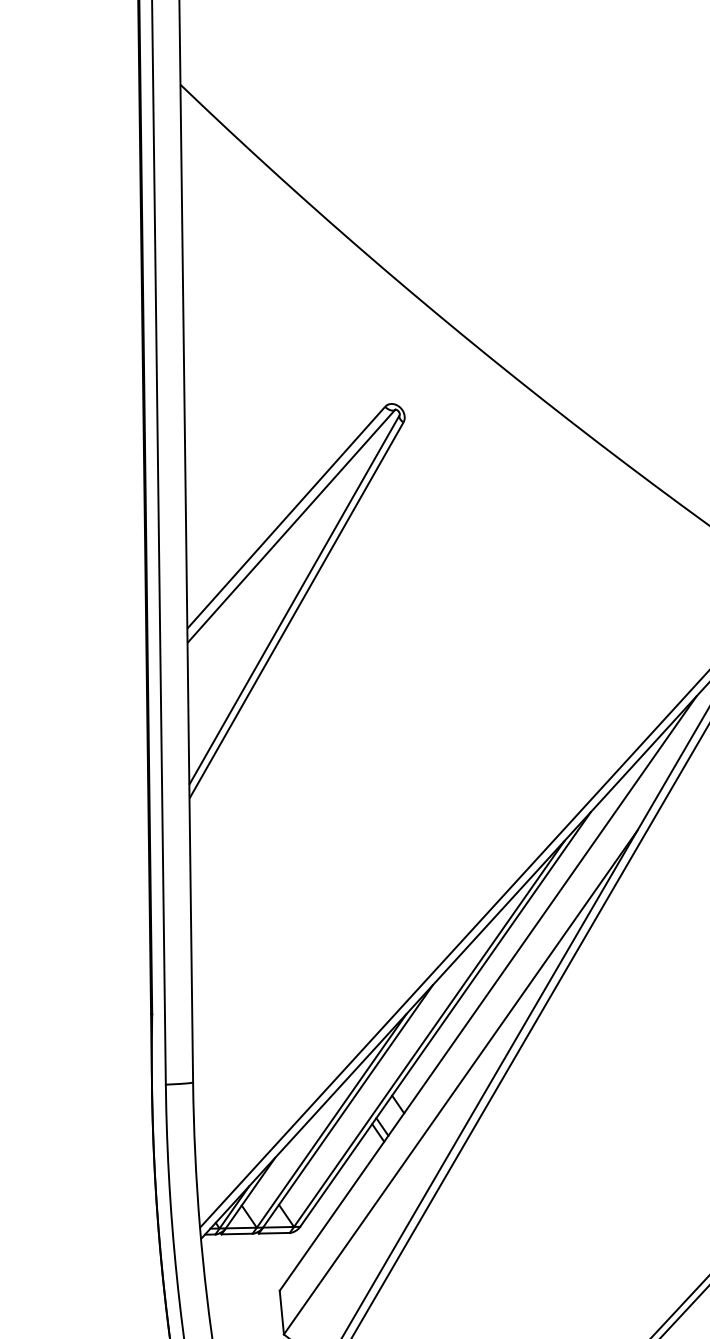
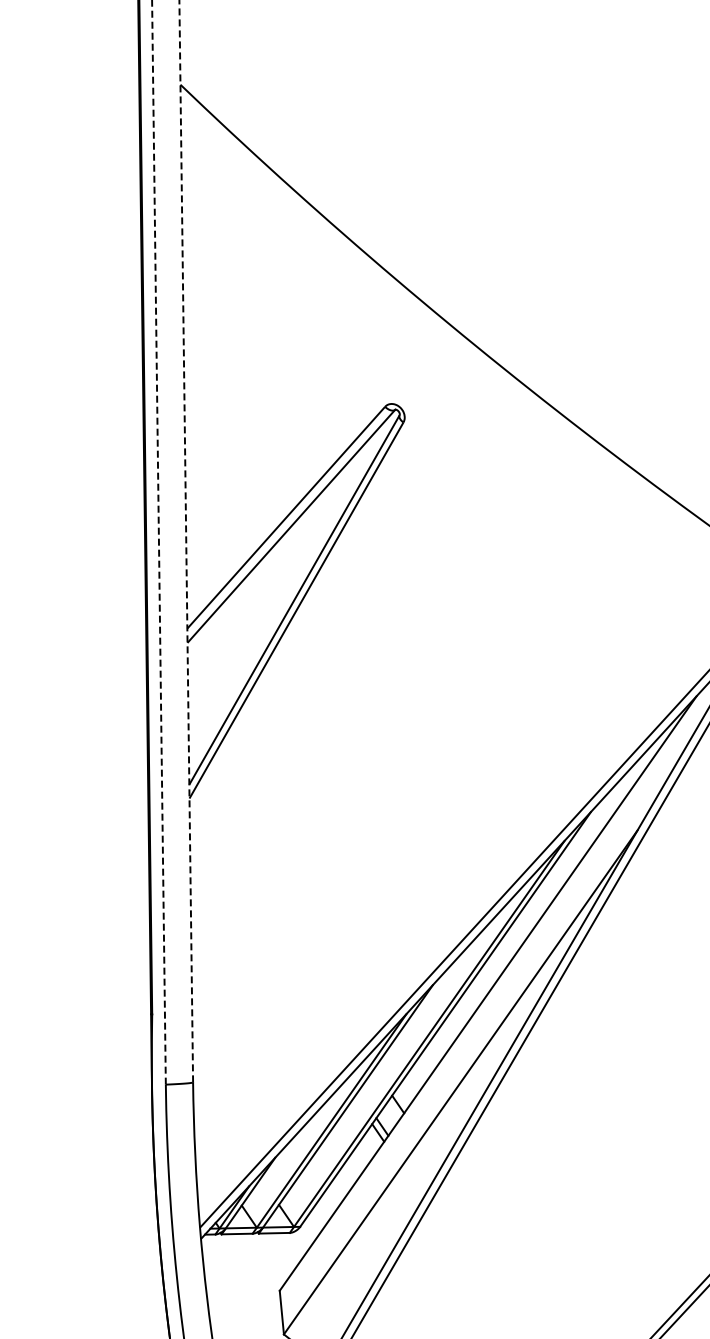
line: solid -> dashed (186, 541)
line: solid -> dashed (158, 542)
